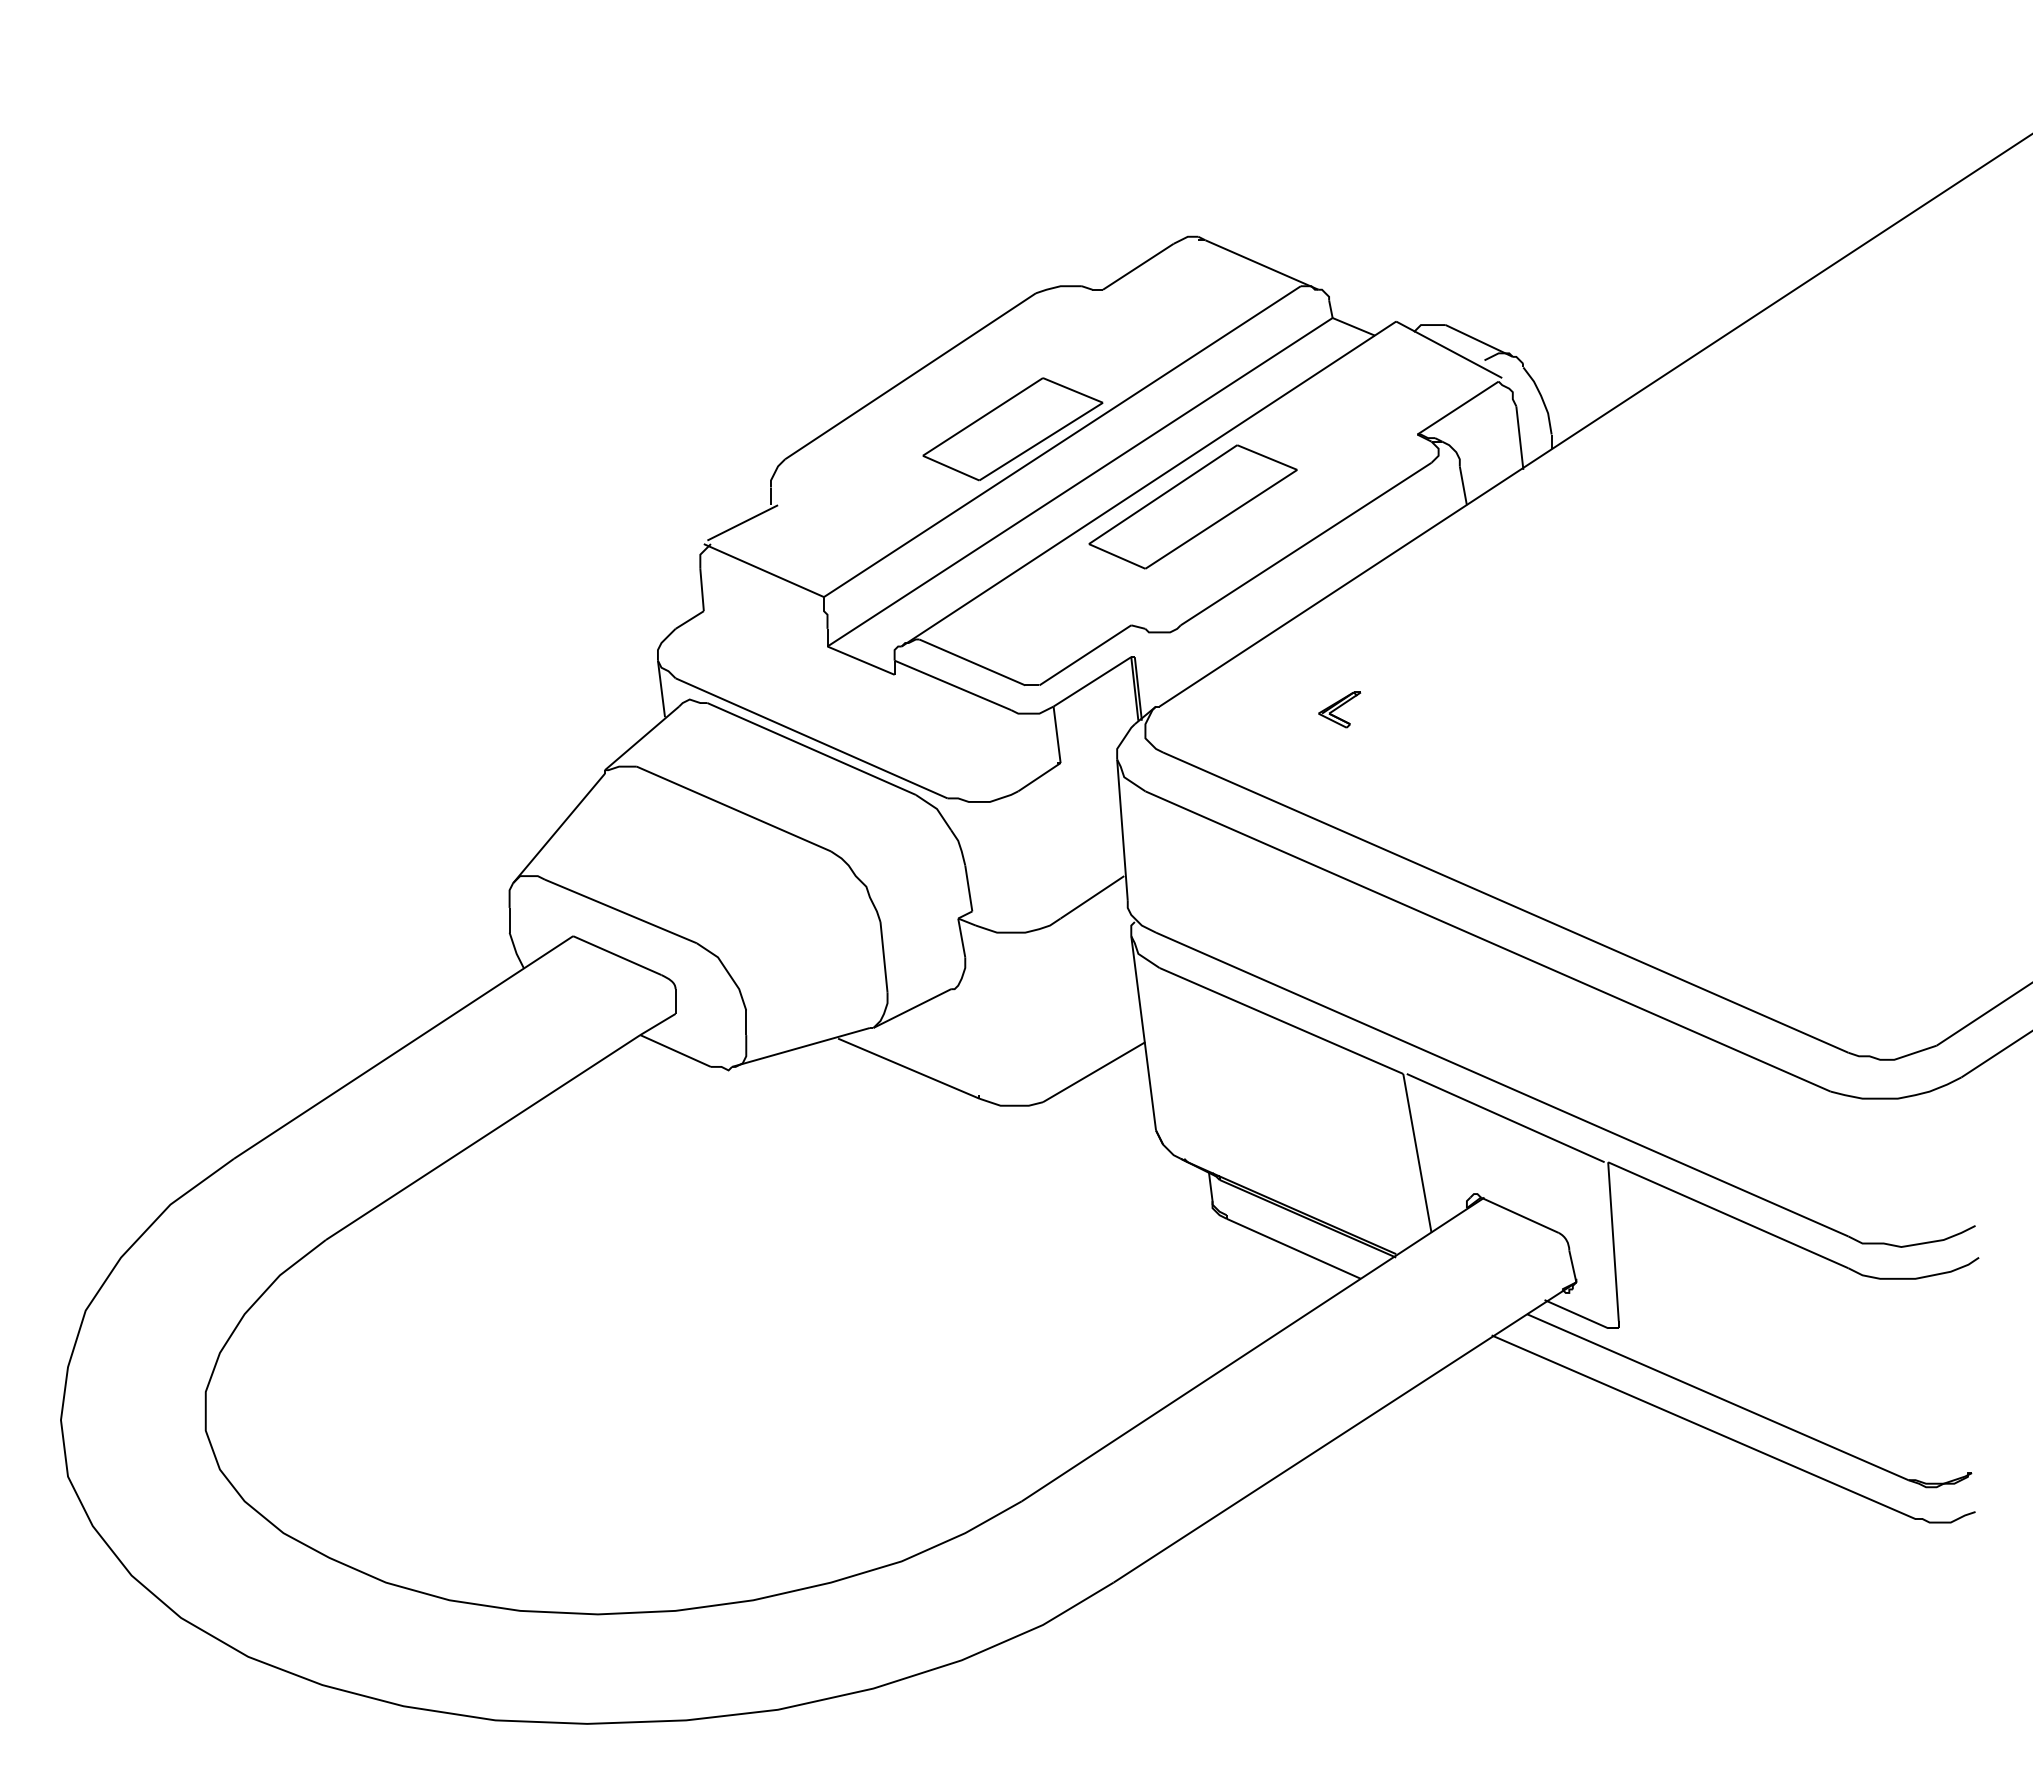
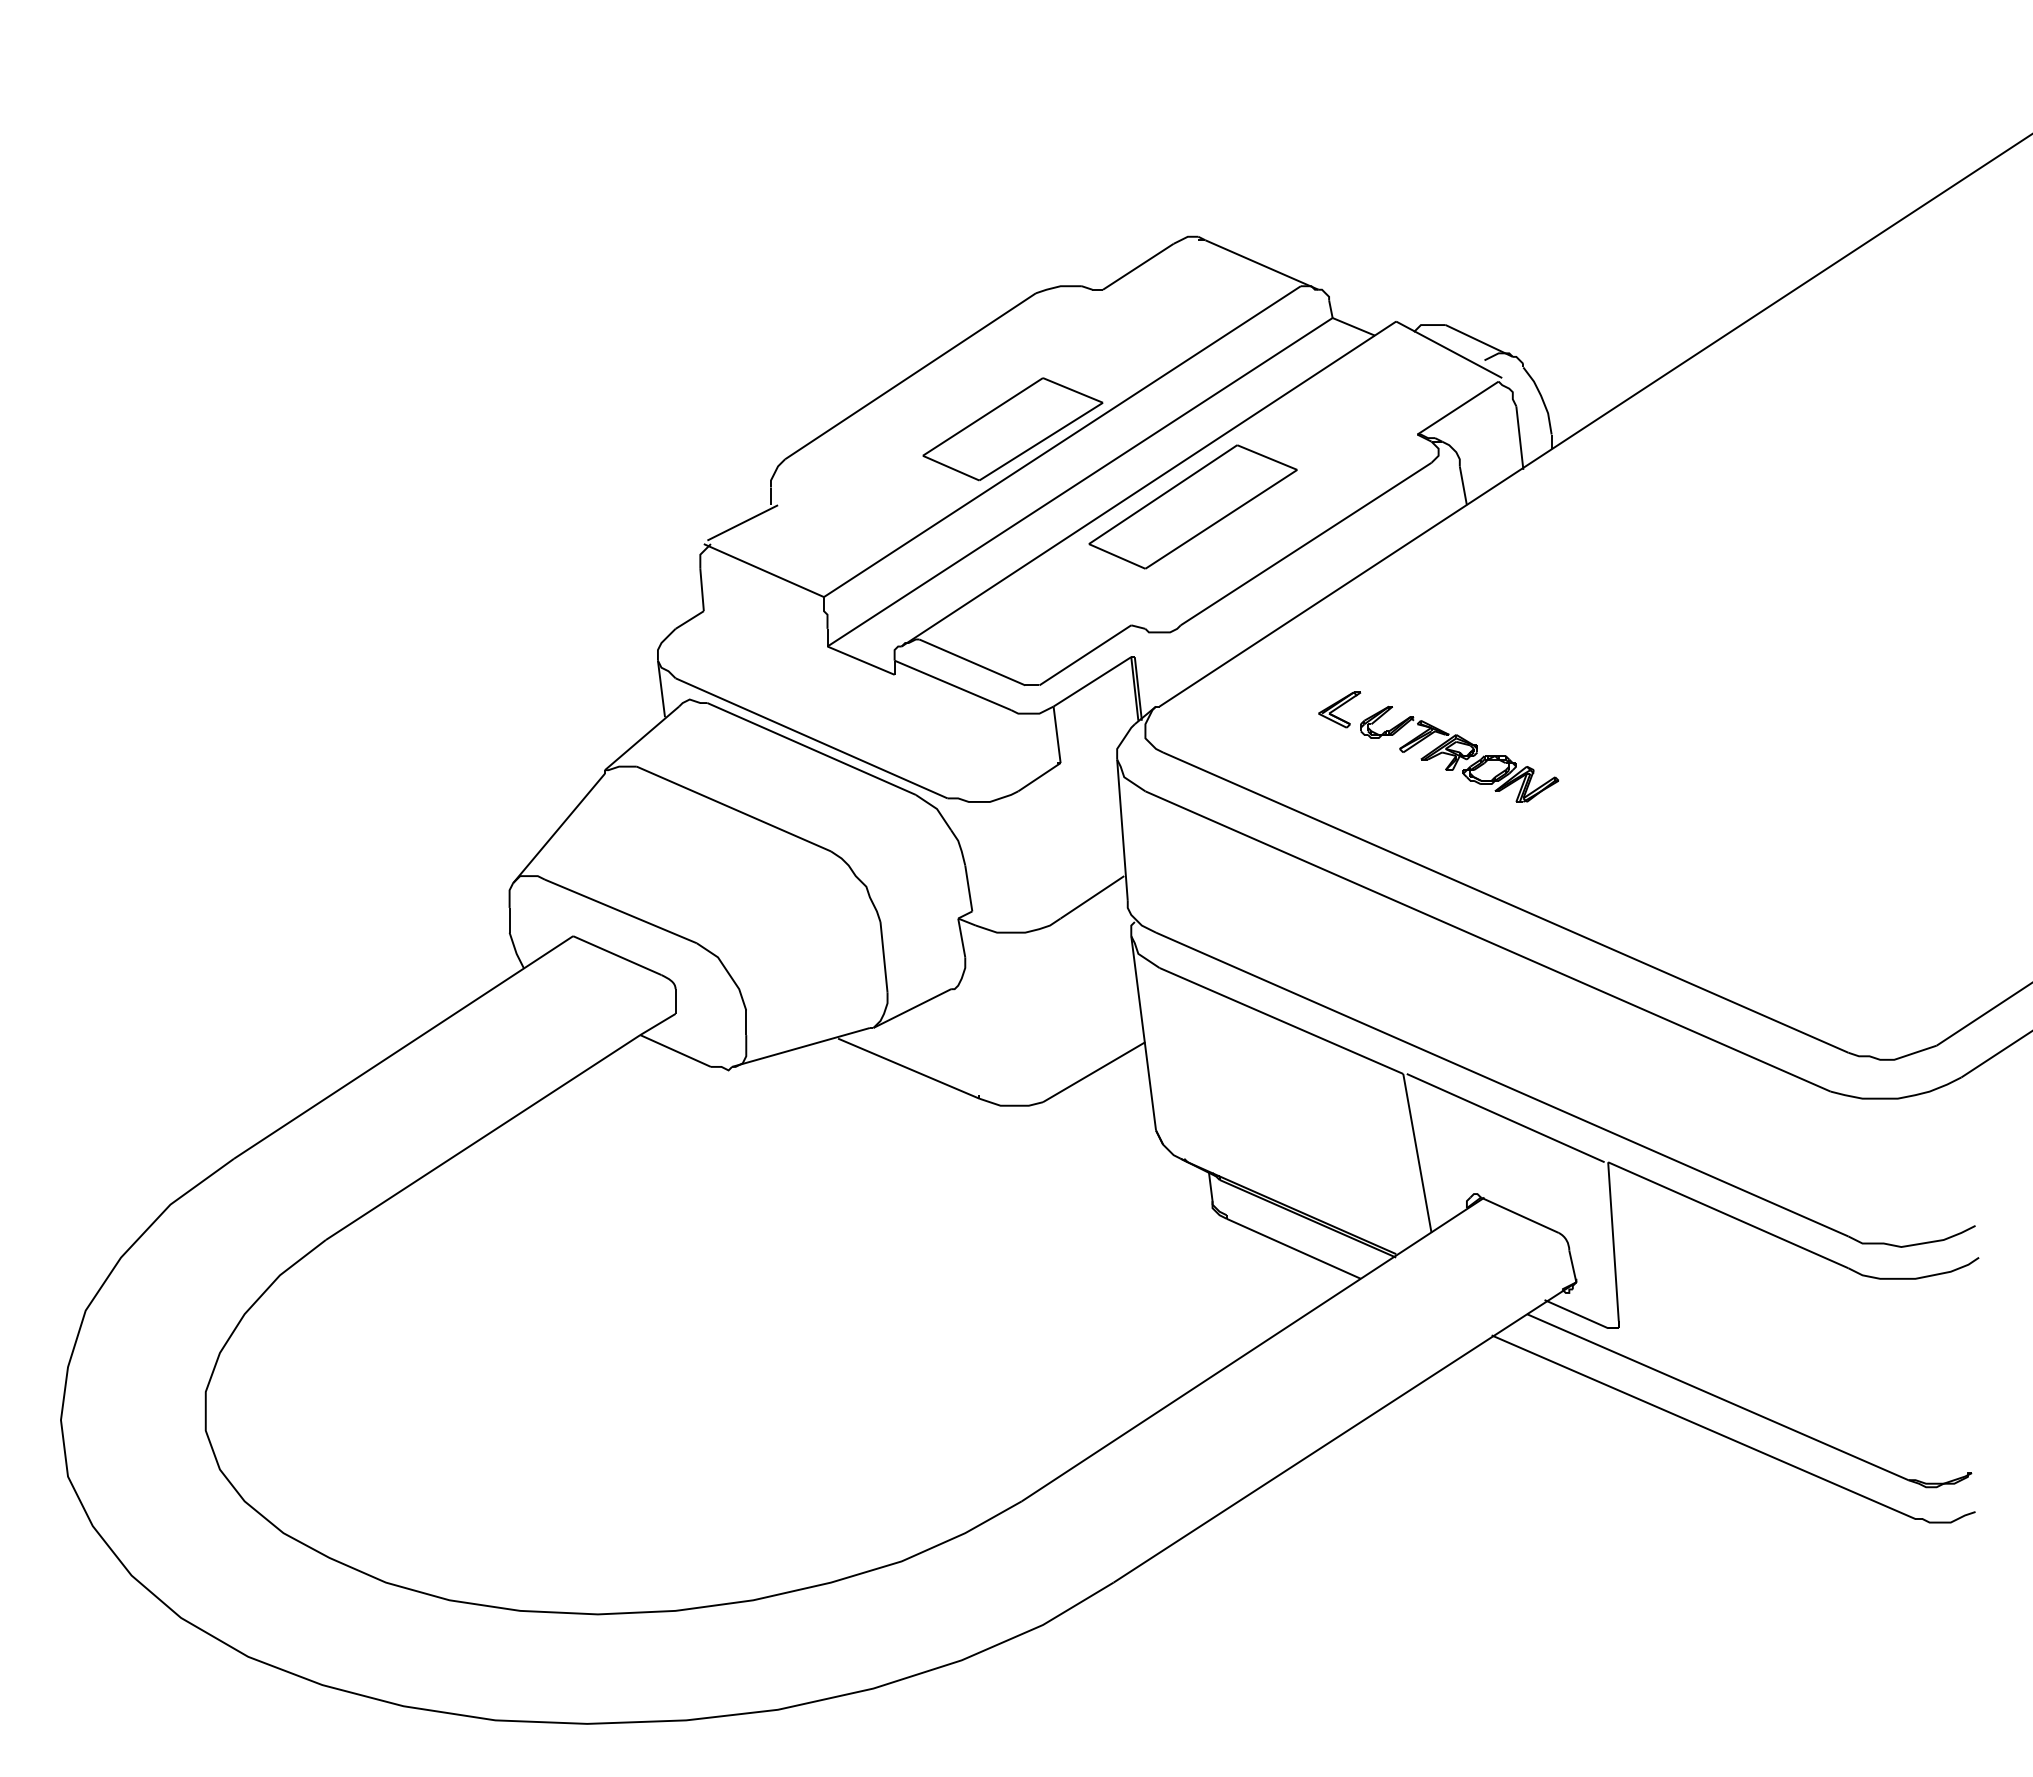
part: none -> present (1459, 753)
